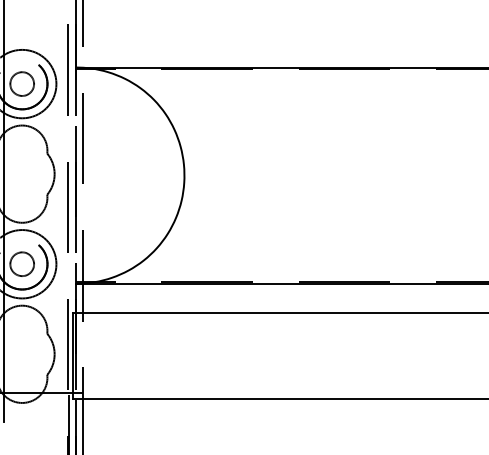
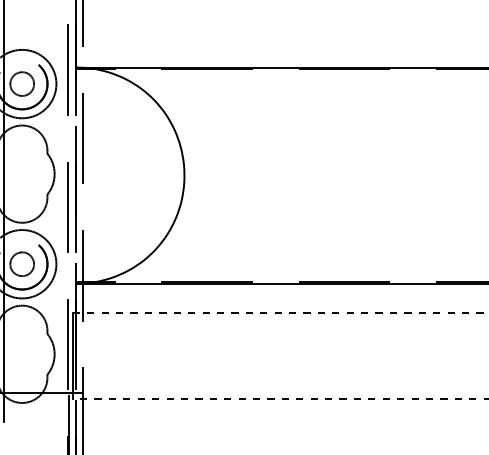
line: solid -> dashed (280, 312)
line: solid -> dashed (280, 399)
